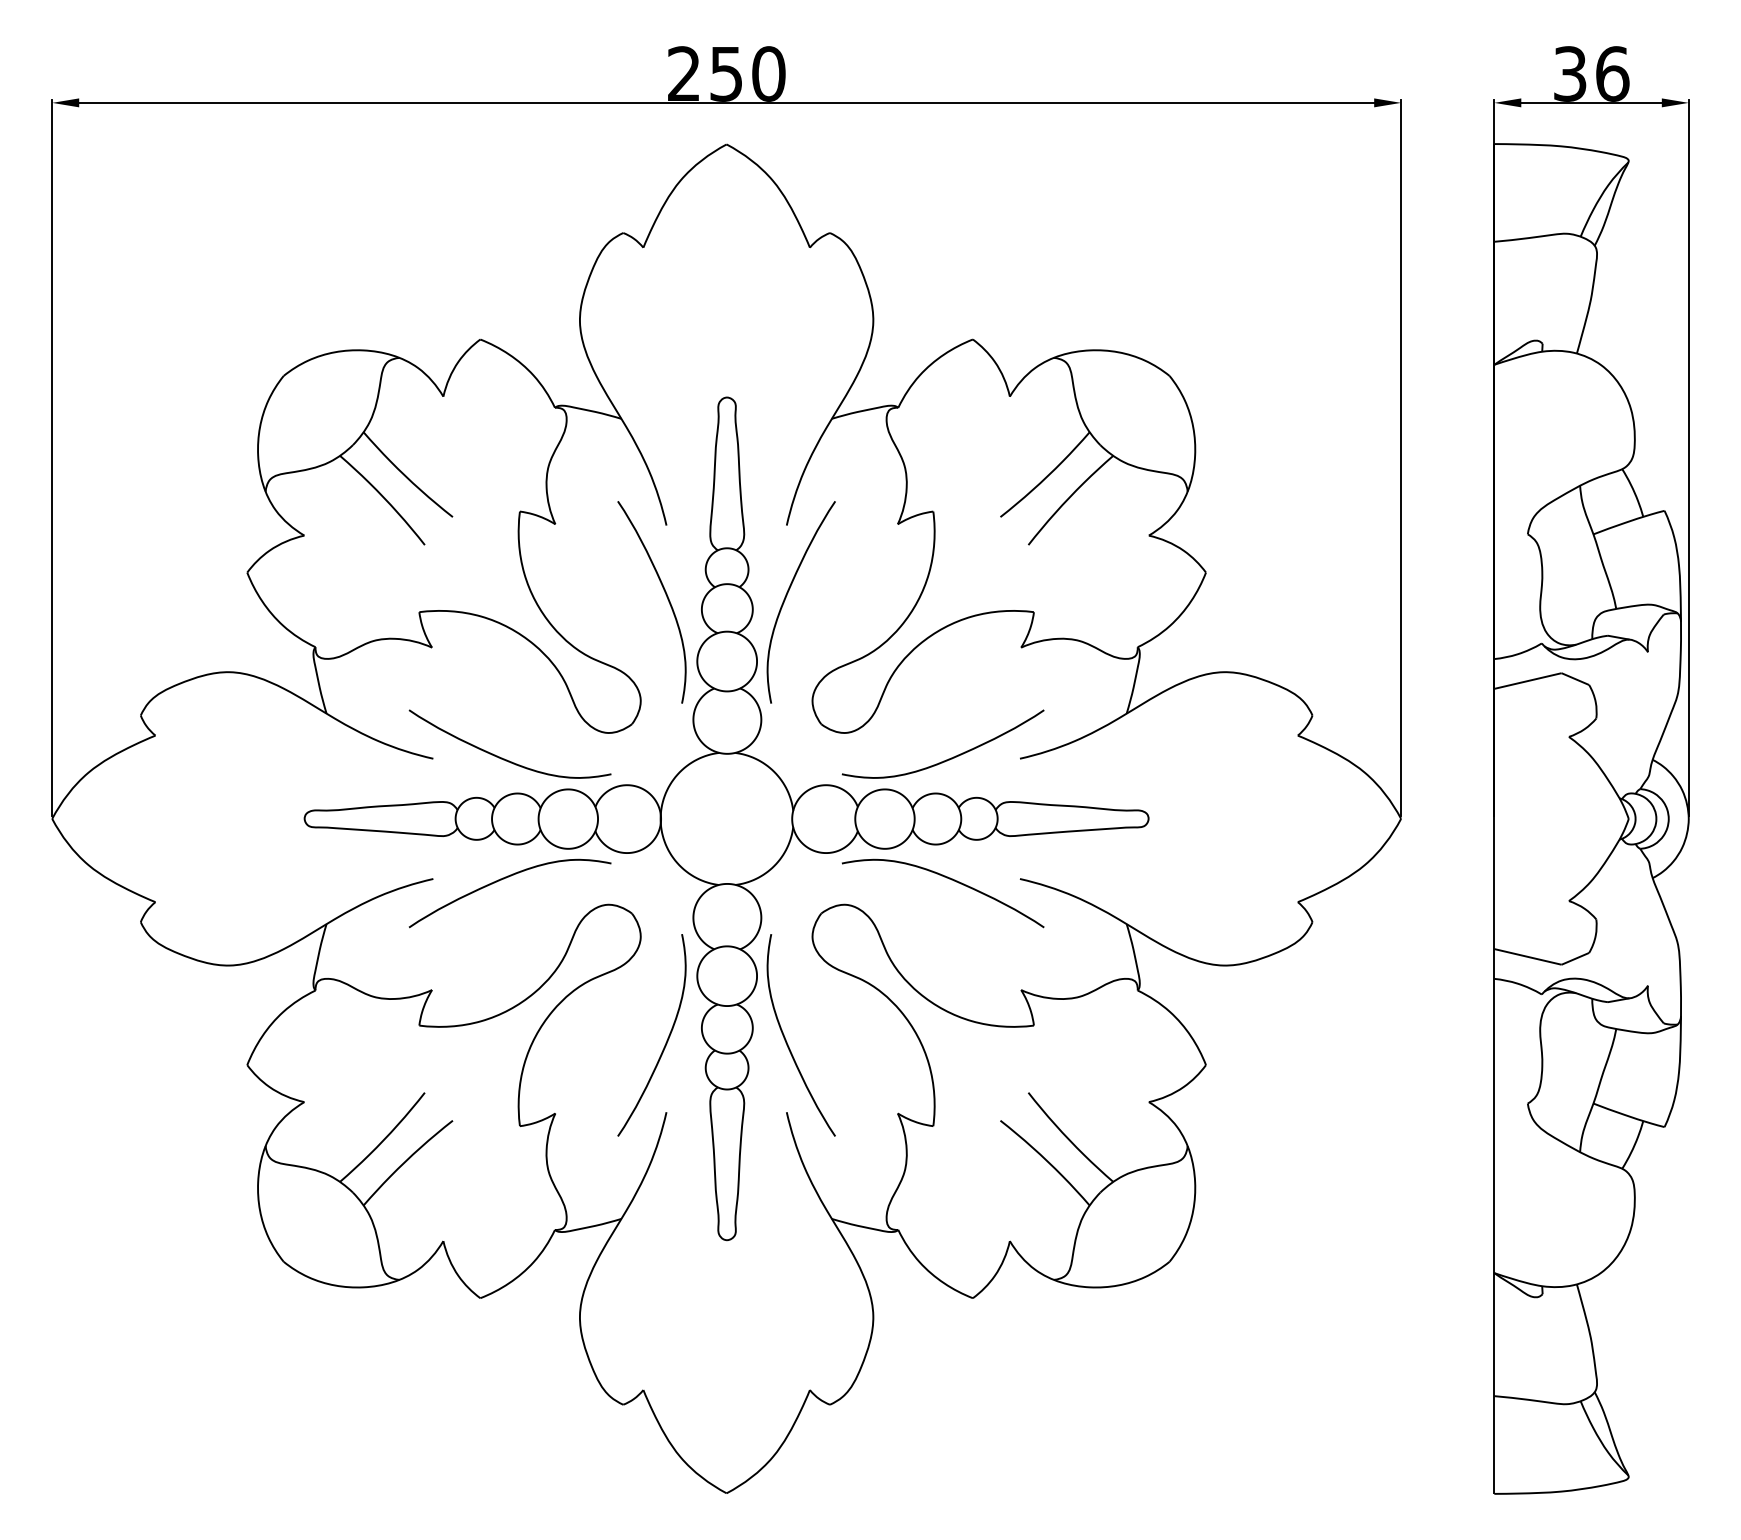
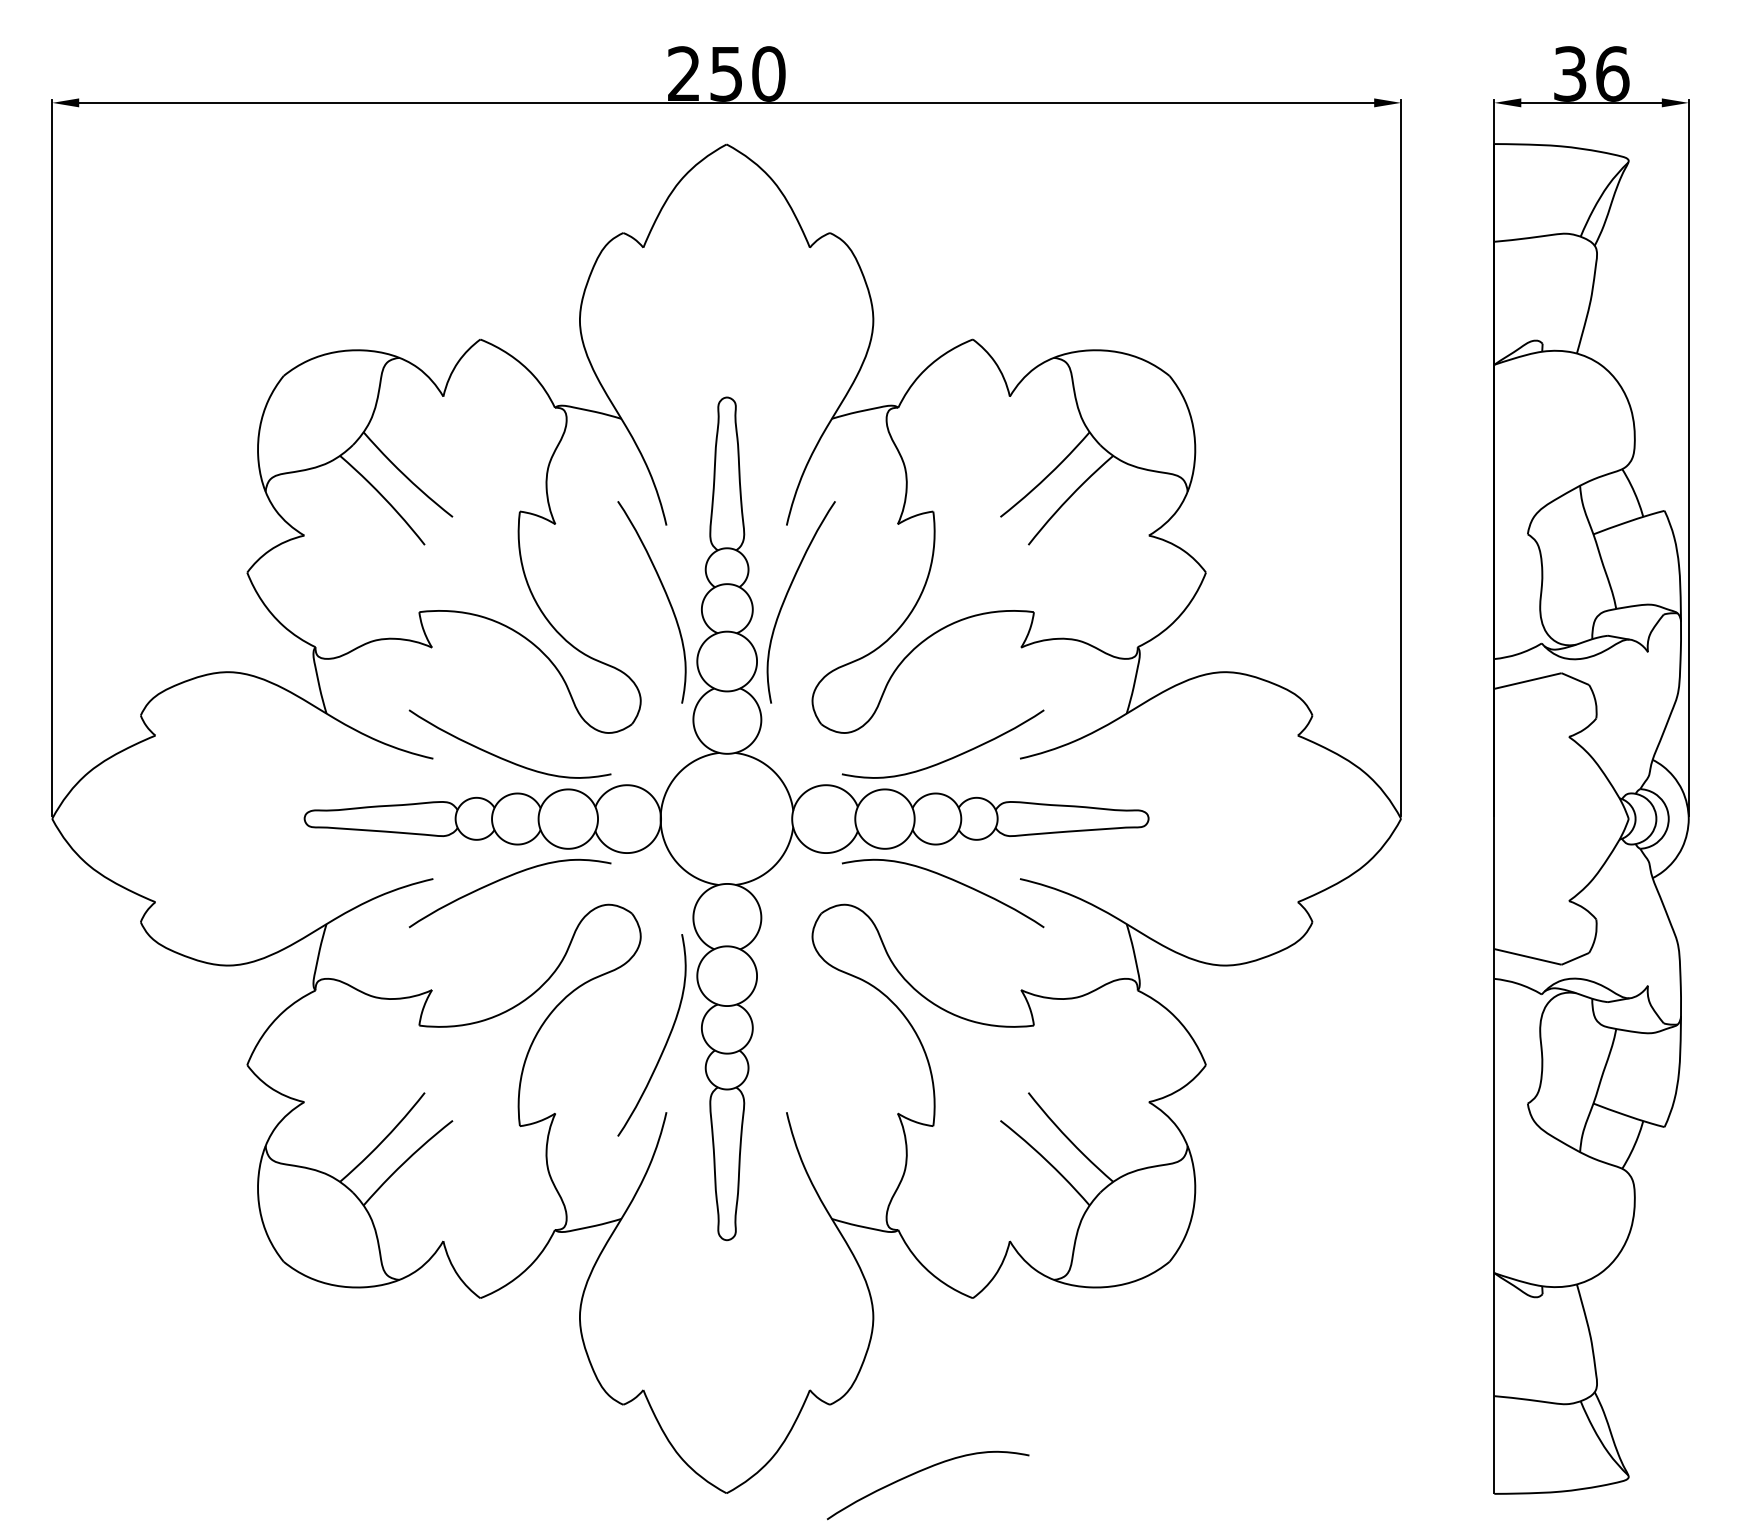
curve: present -> none (786, 1039)
curve: none -> present (922, 1471)
